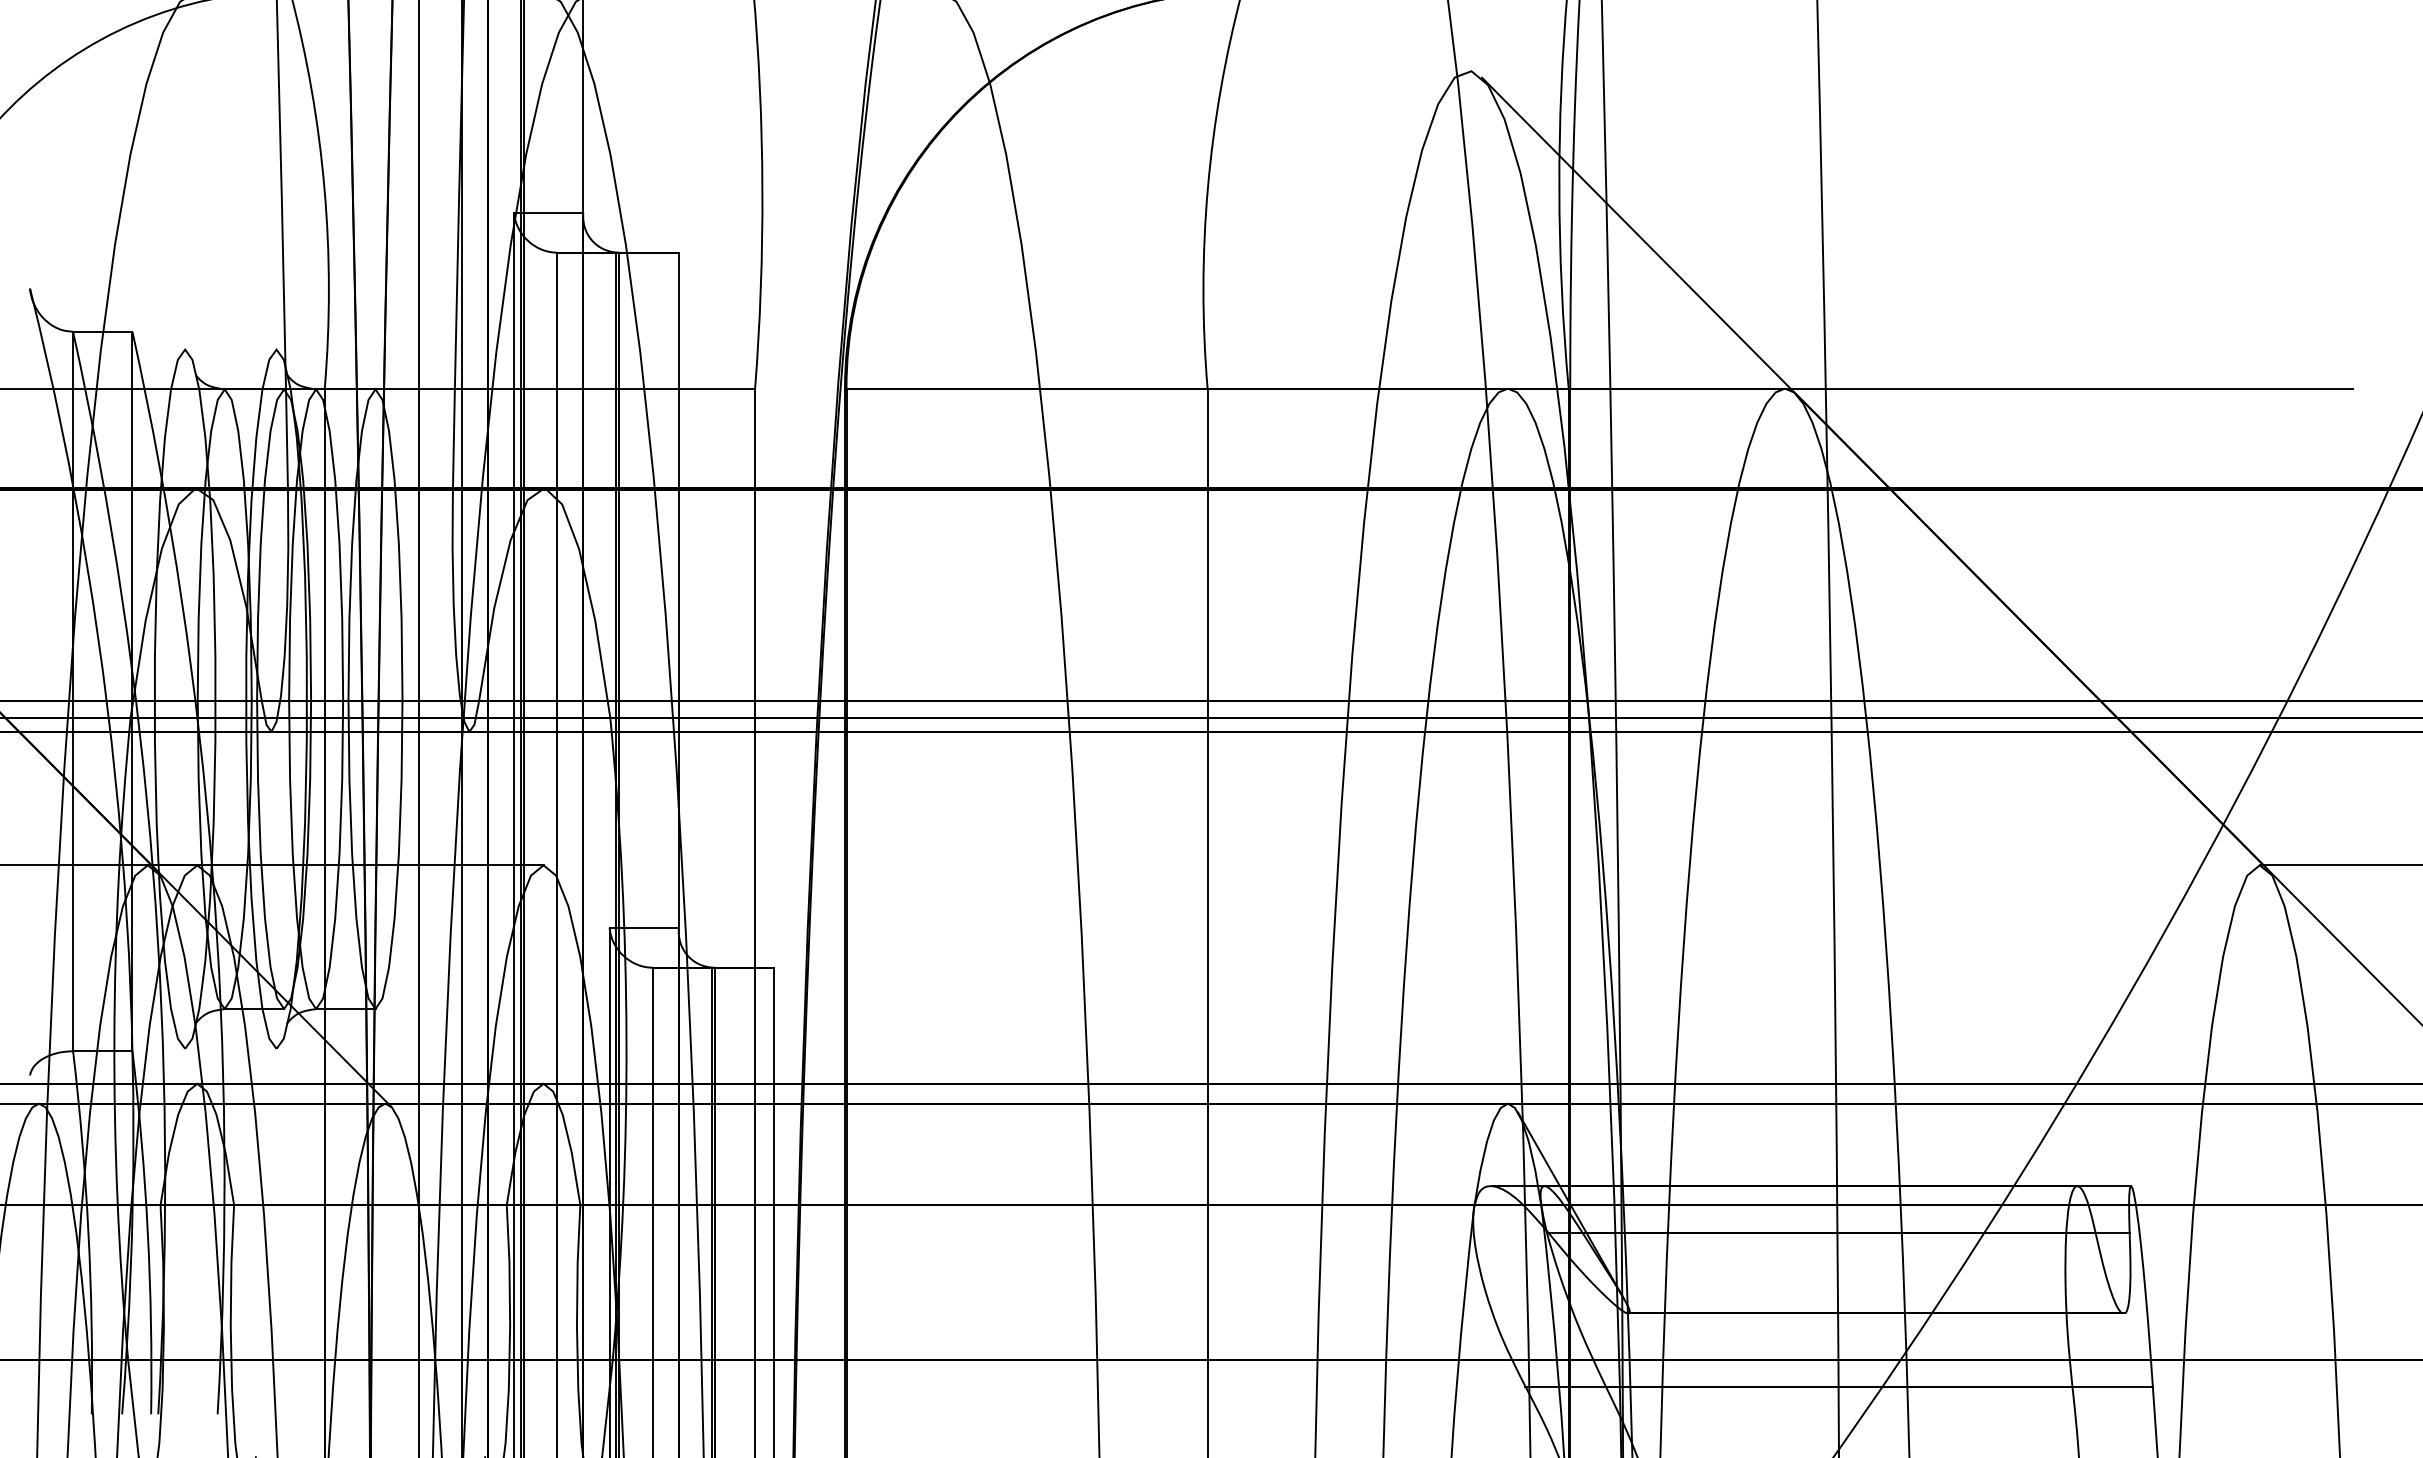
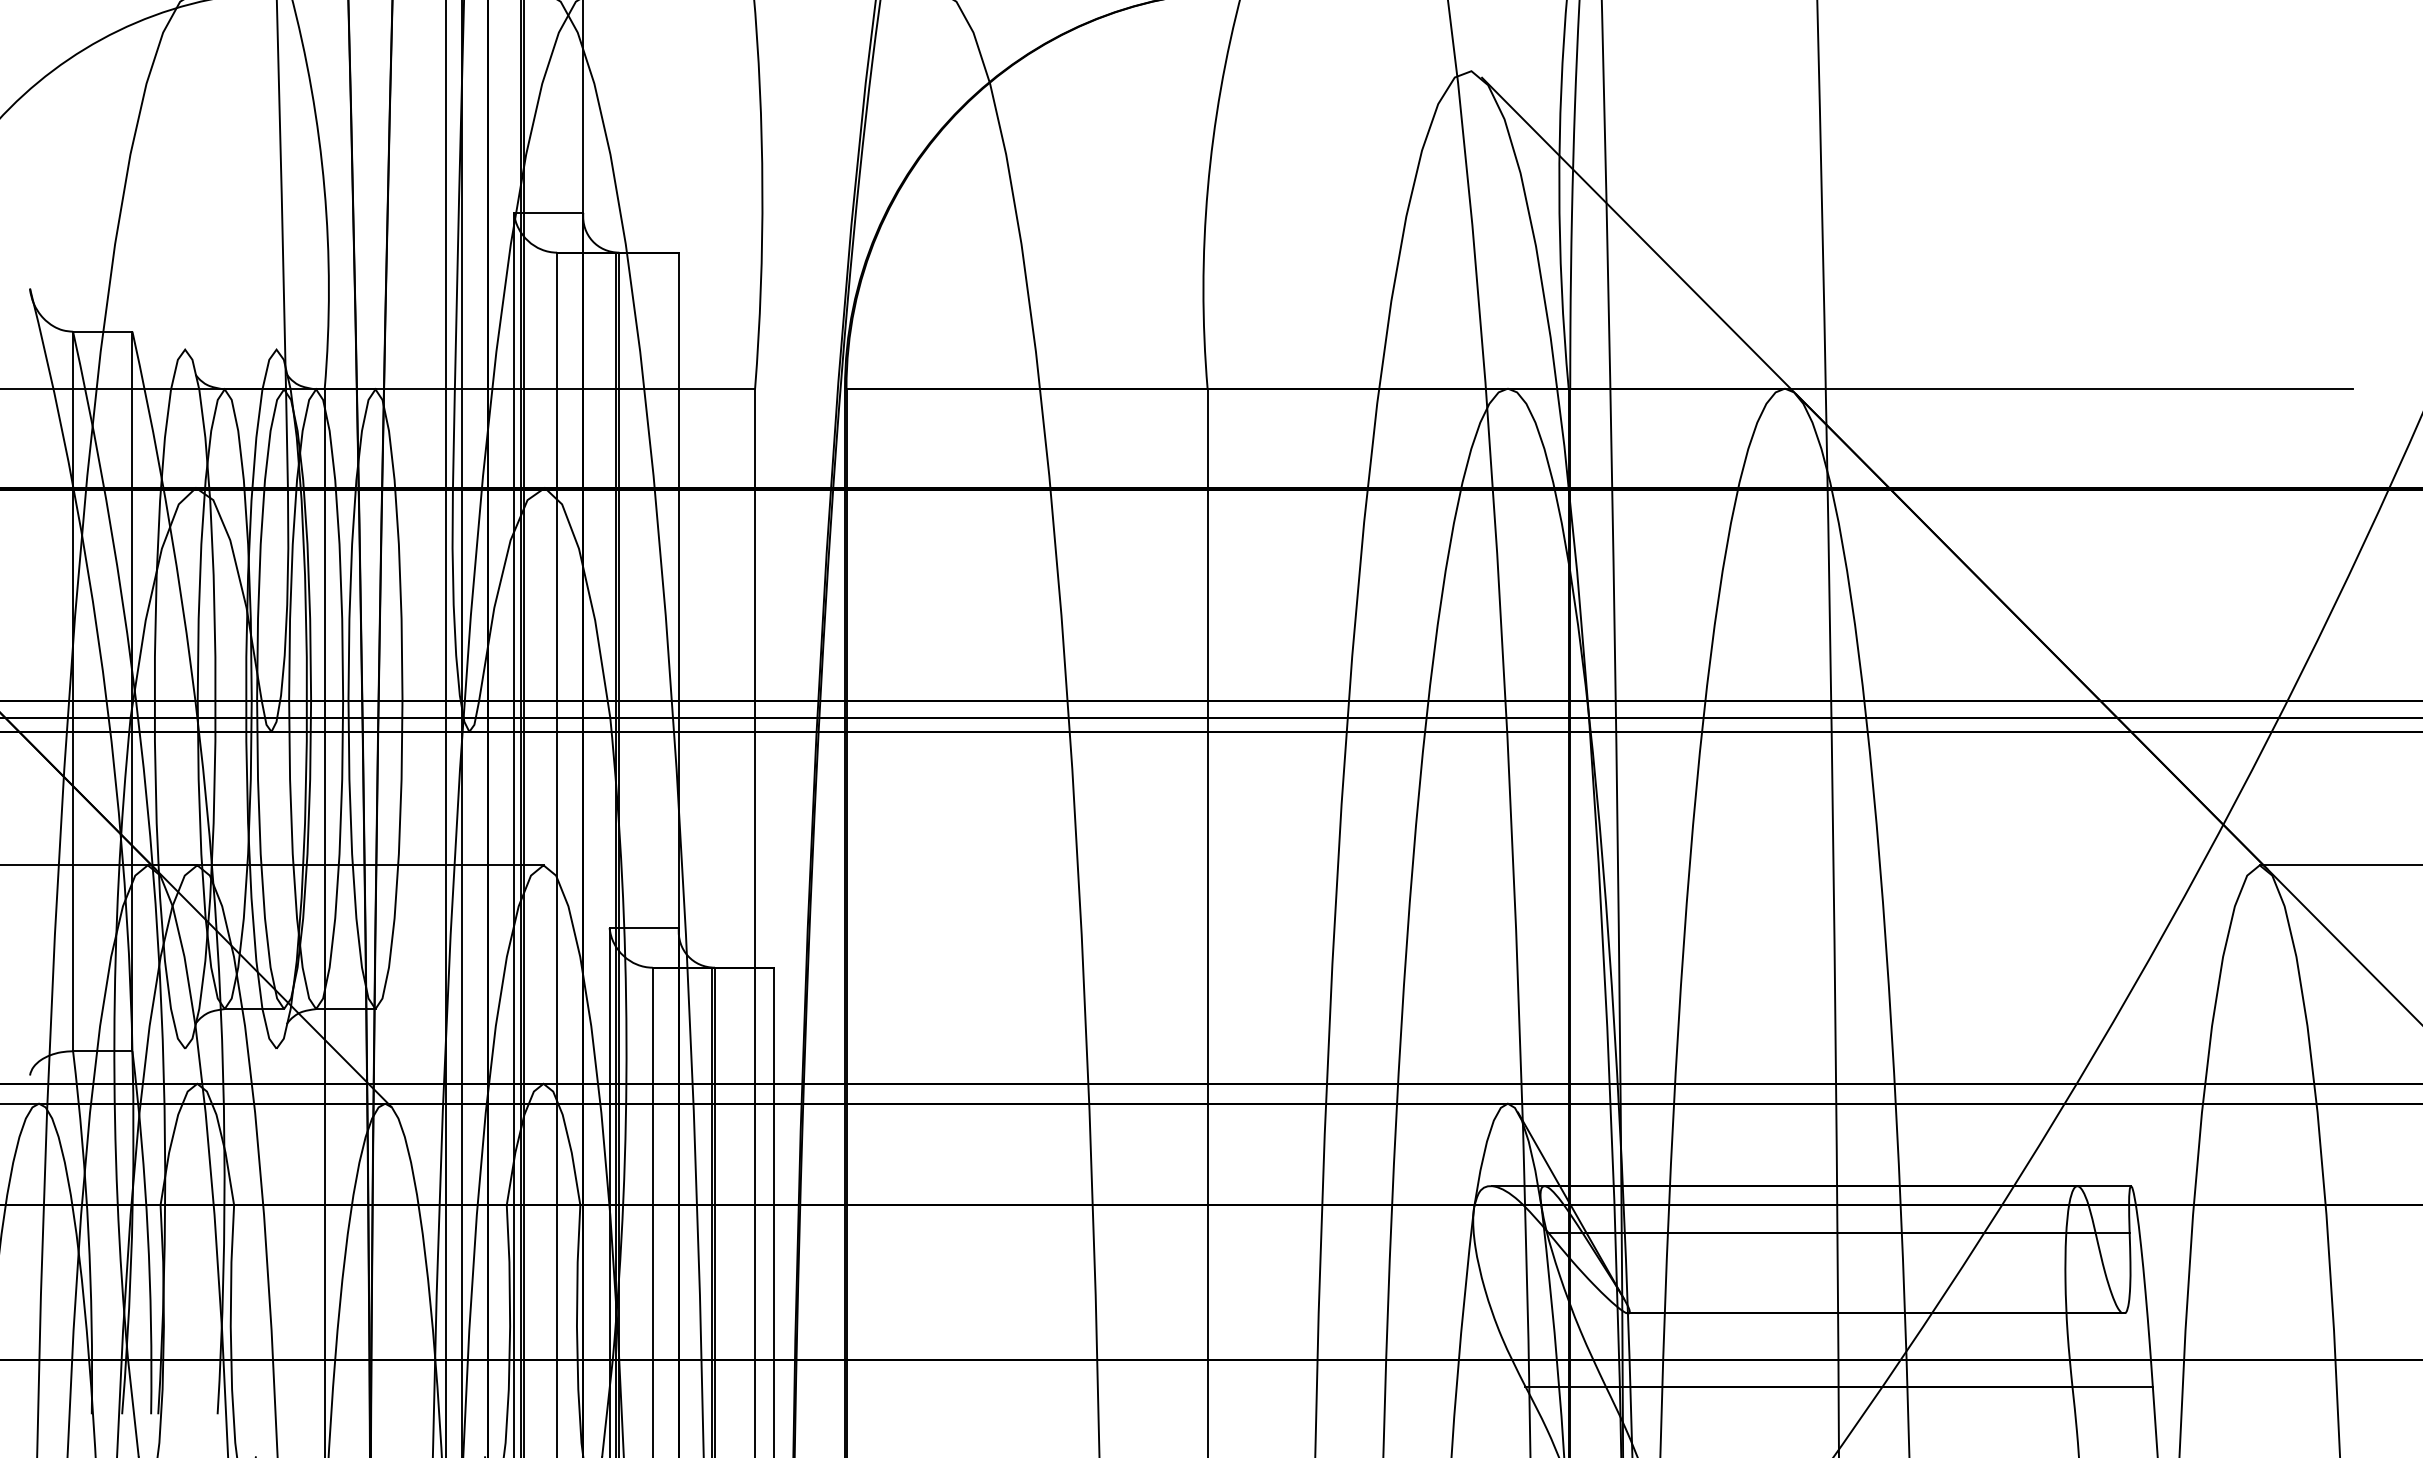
line position: (418, 728) -> (445, 728) (445, 728)
